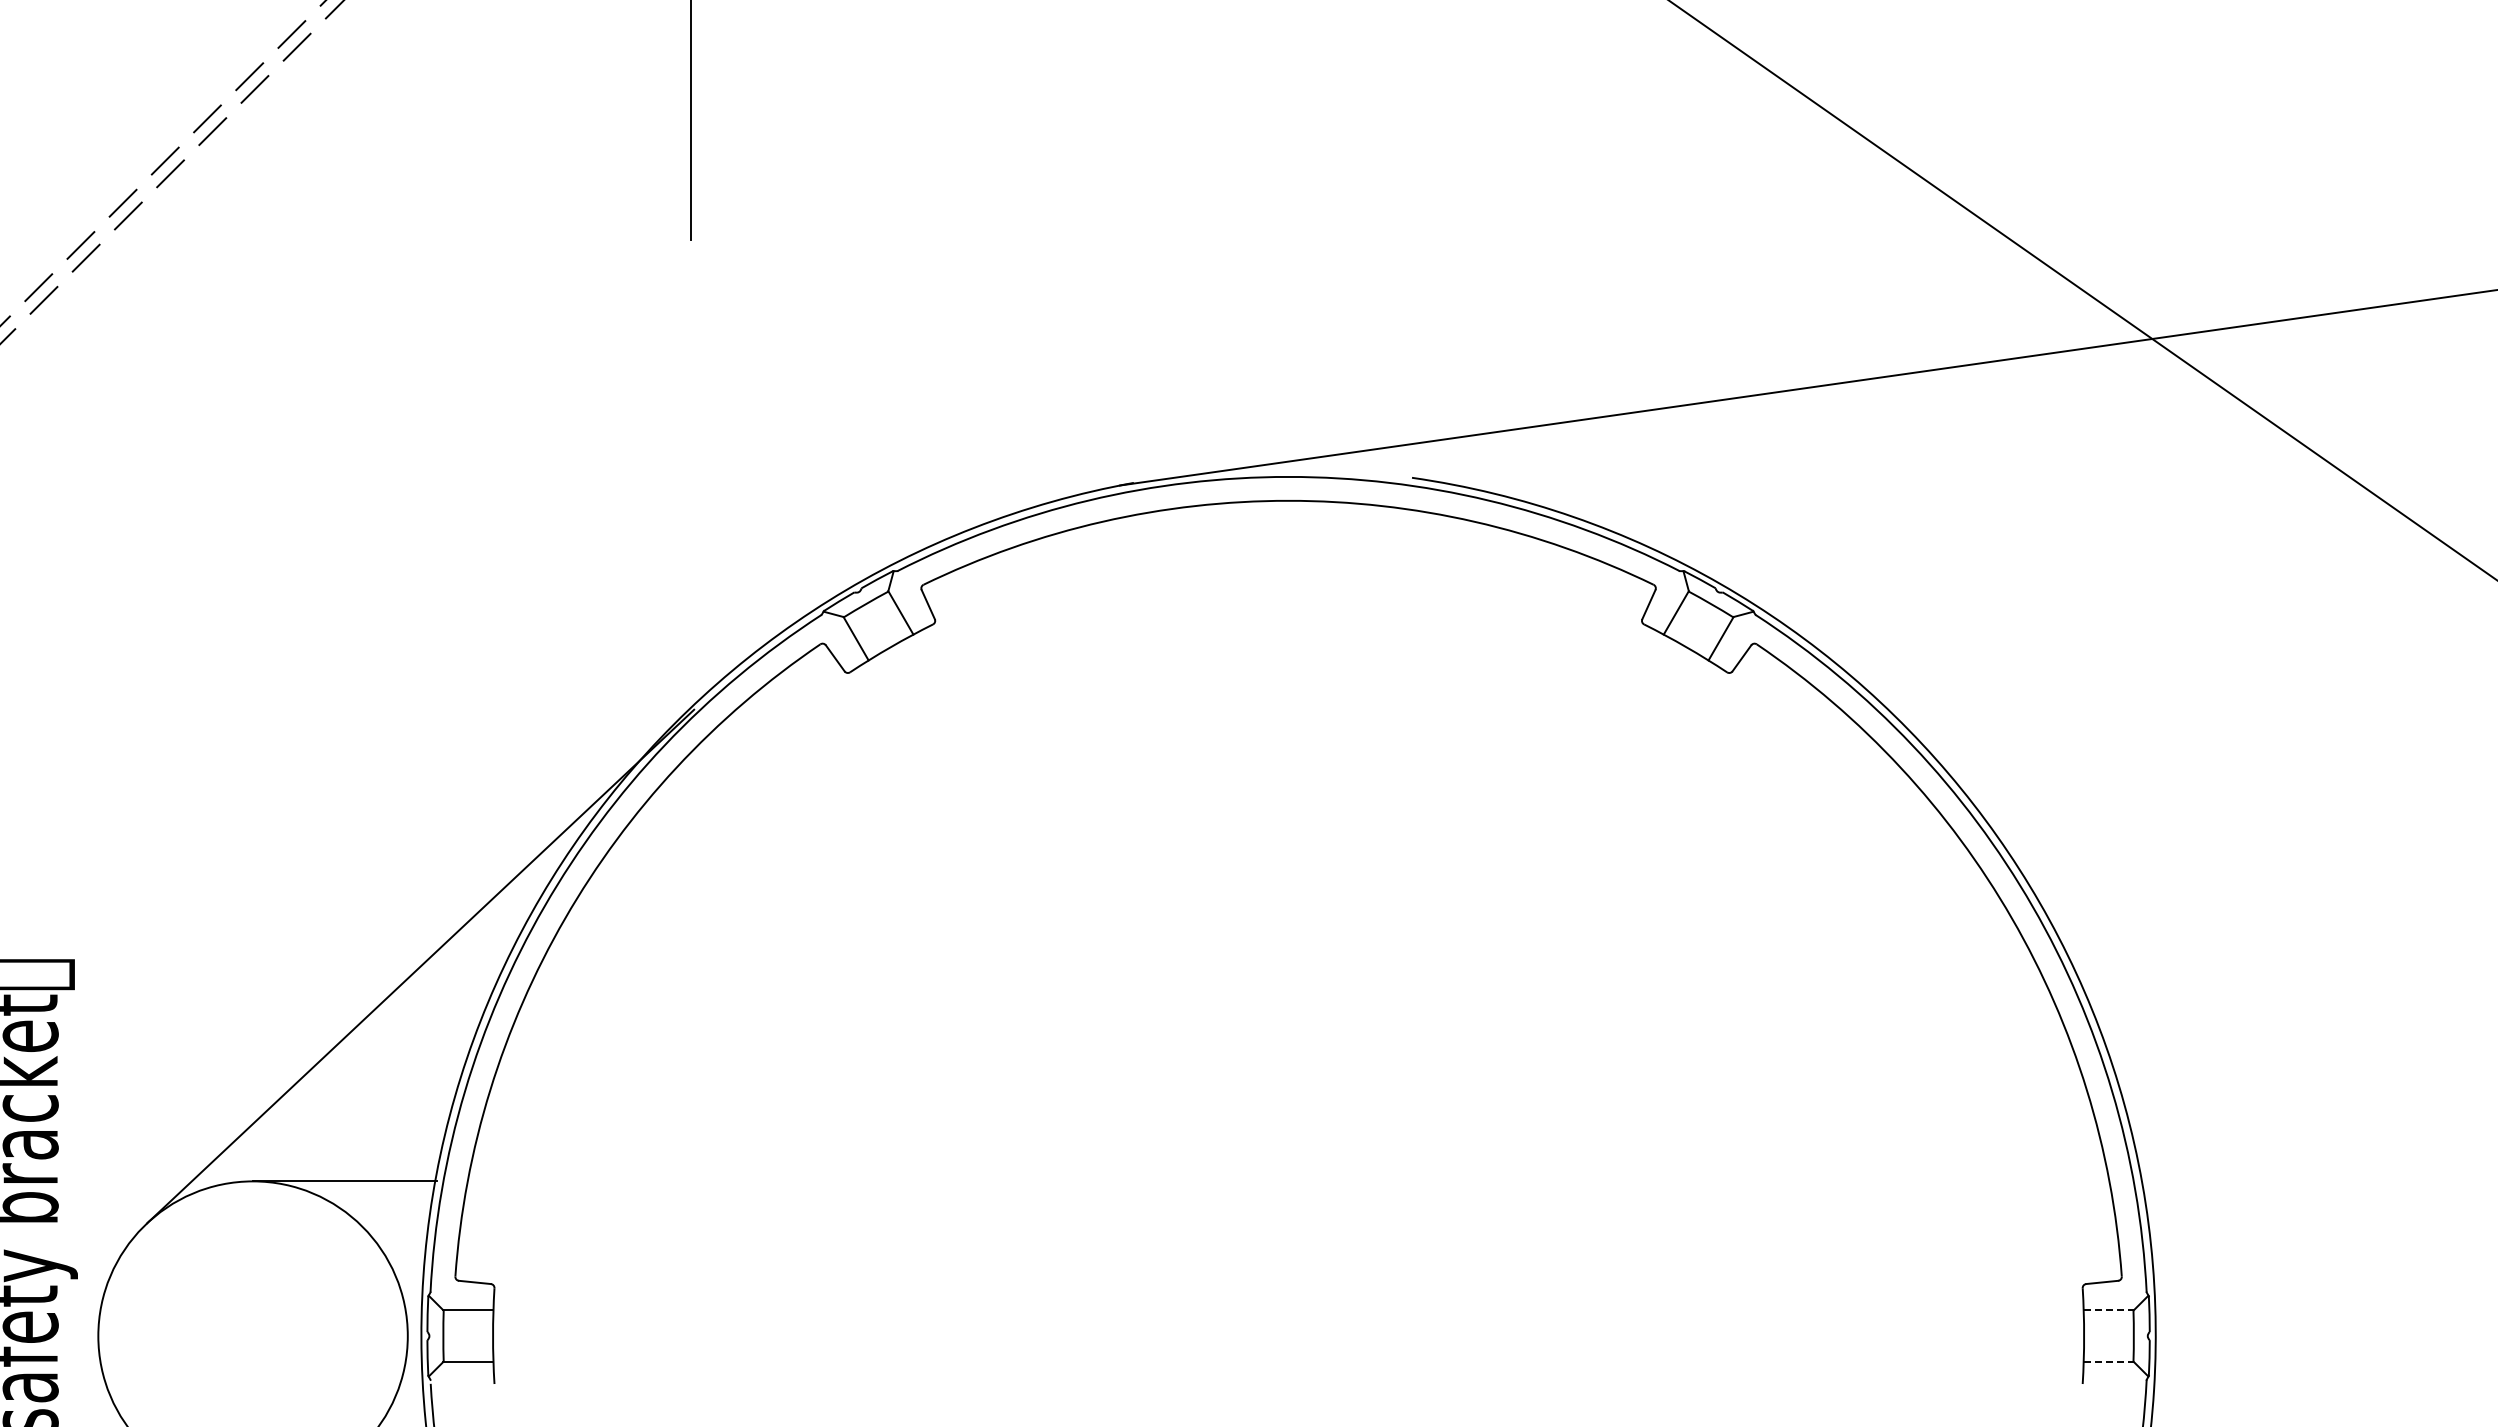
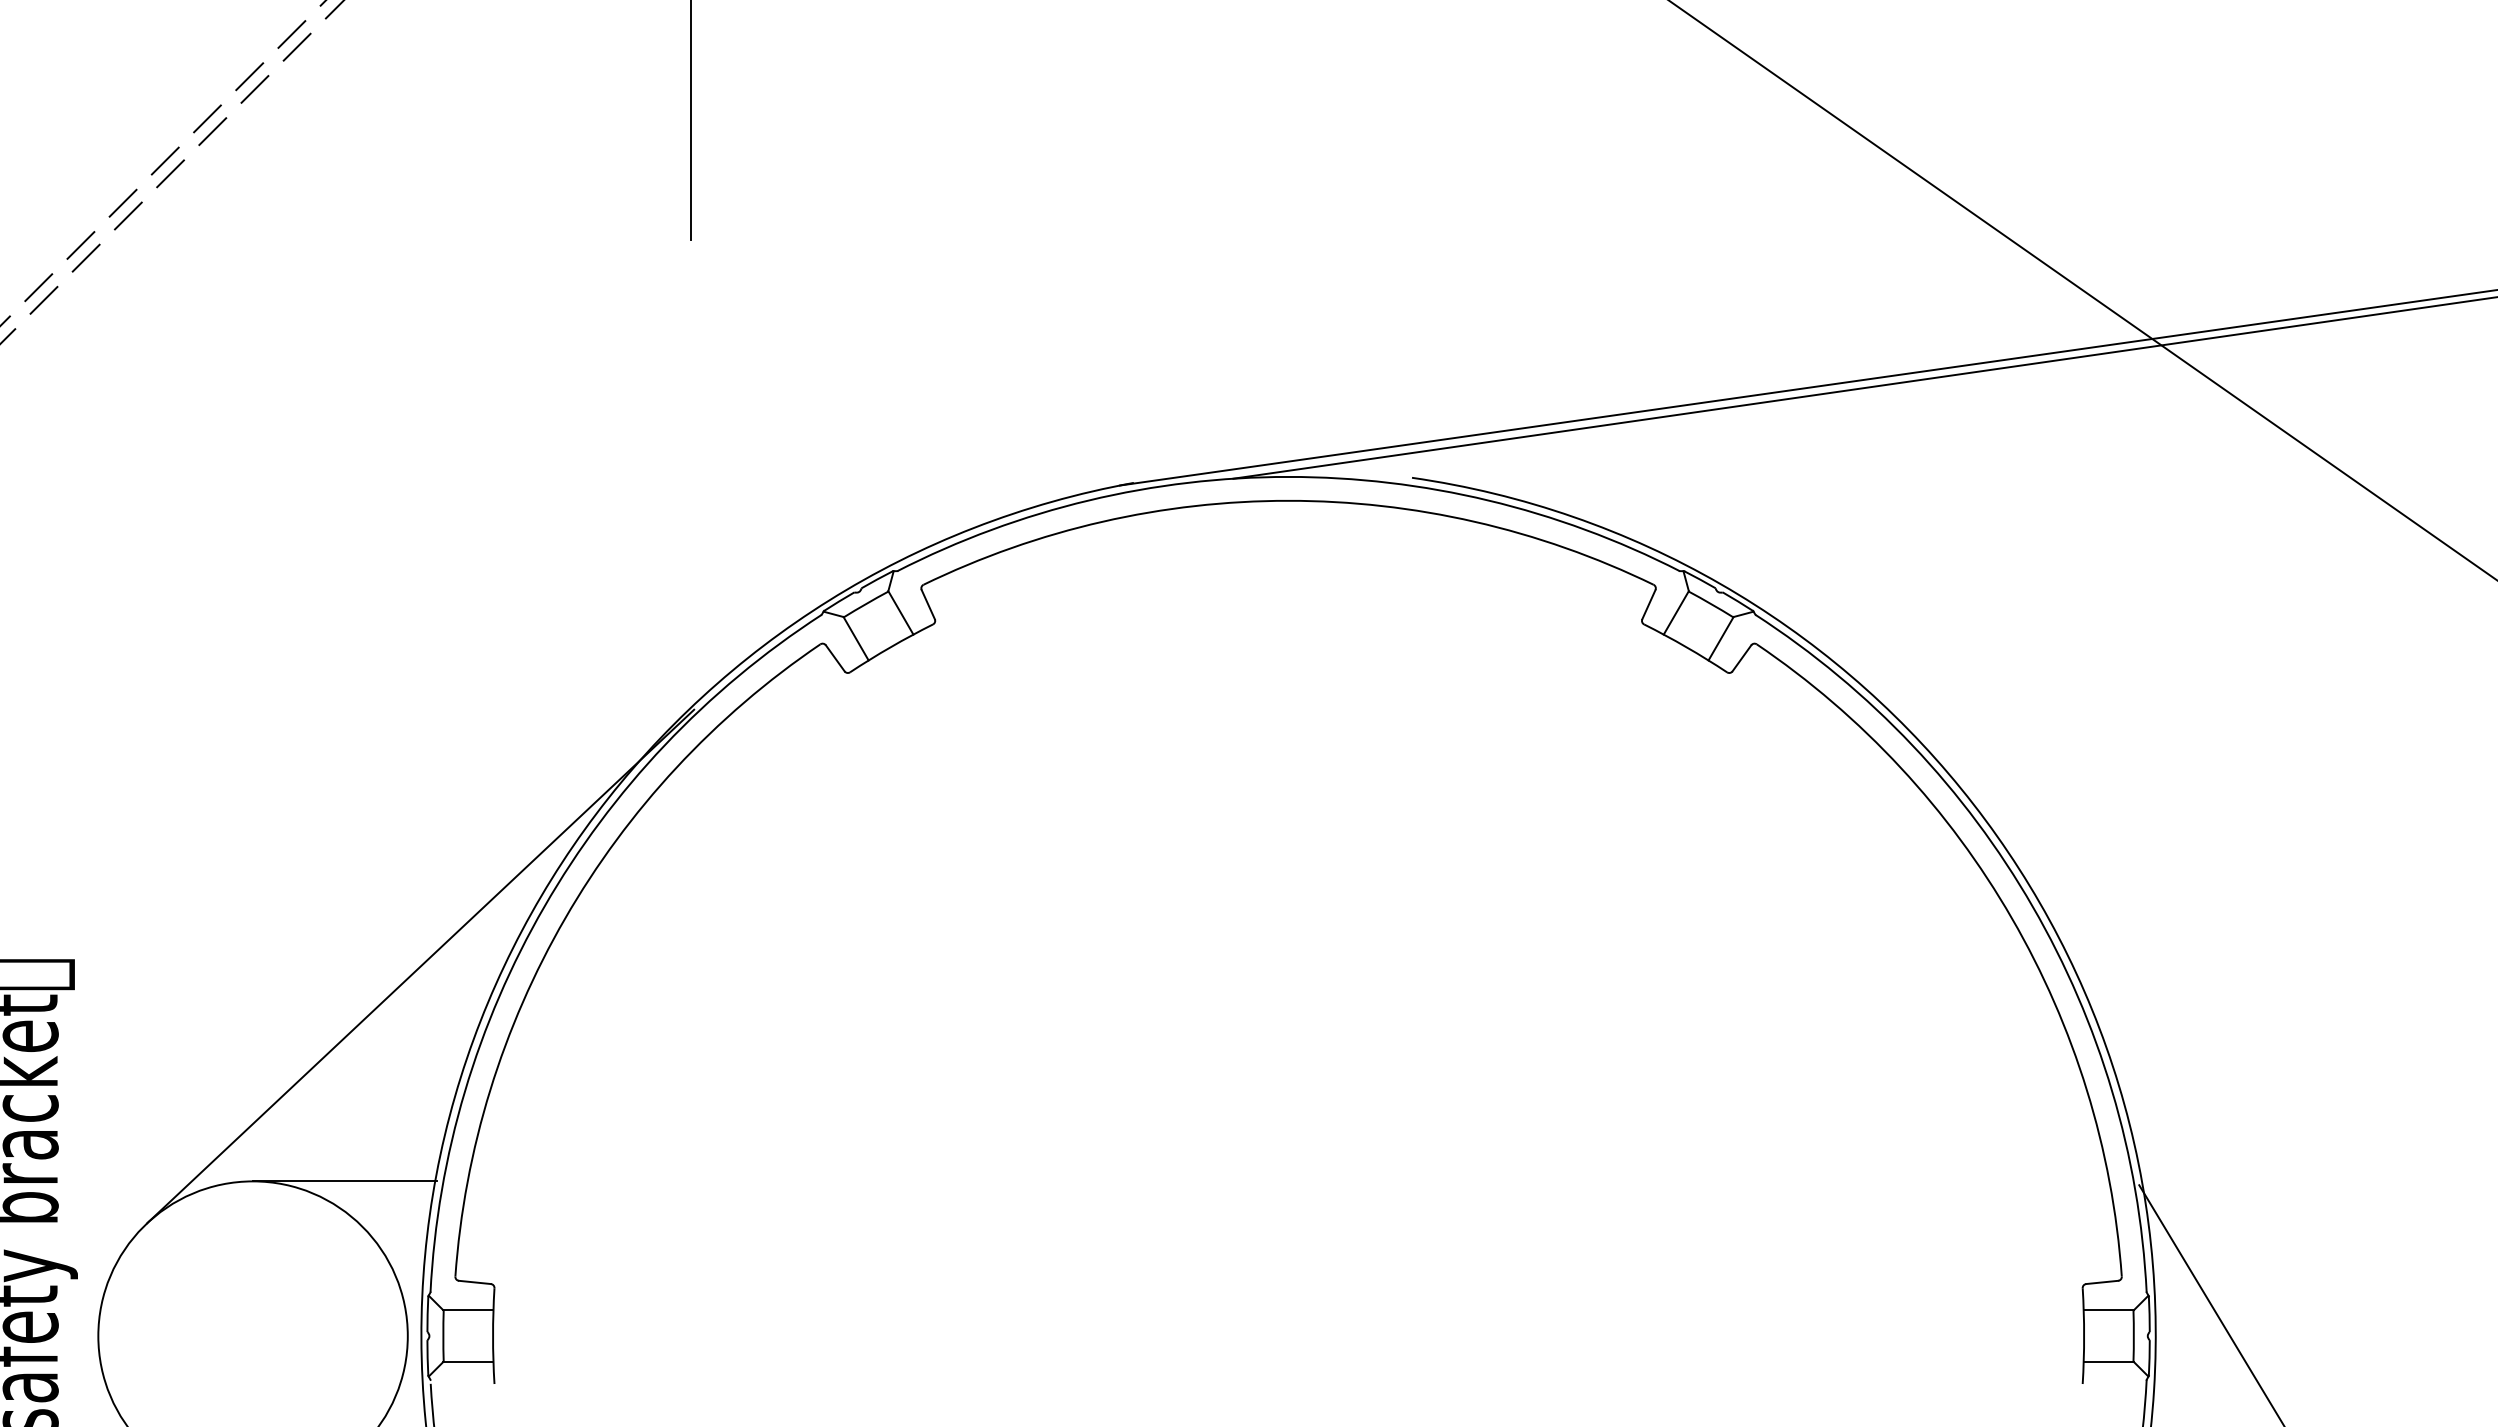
line: none -> present (1863, 387)
line: none -> present (2210, 1304)
line: dashed -> solid (2109, 1310)
line: dashed -> solid (2109, 1361)
